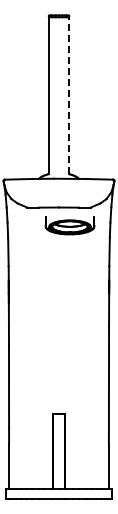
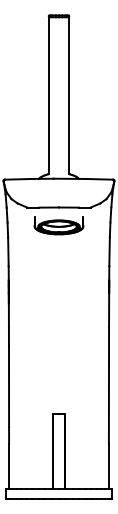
line: dashed -> solid (69, 95)
part position: (69, 225) -> (58, 225) (58, 225)
